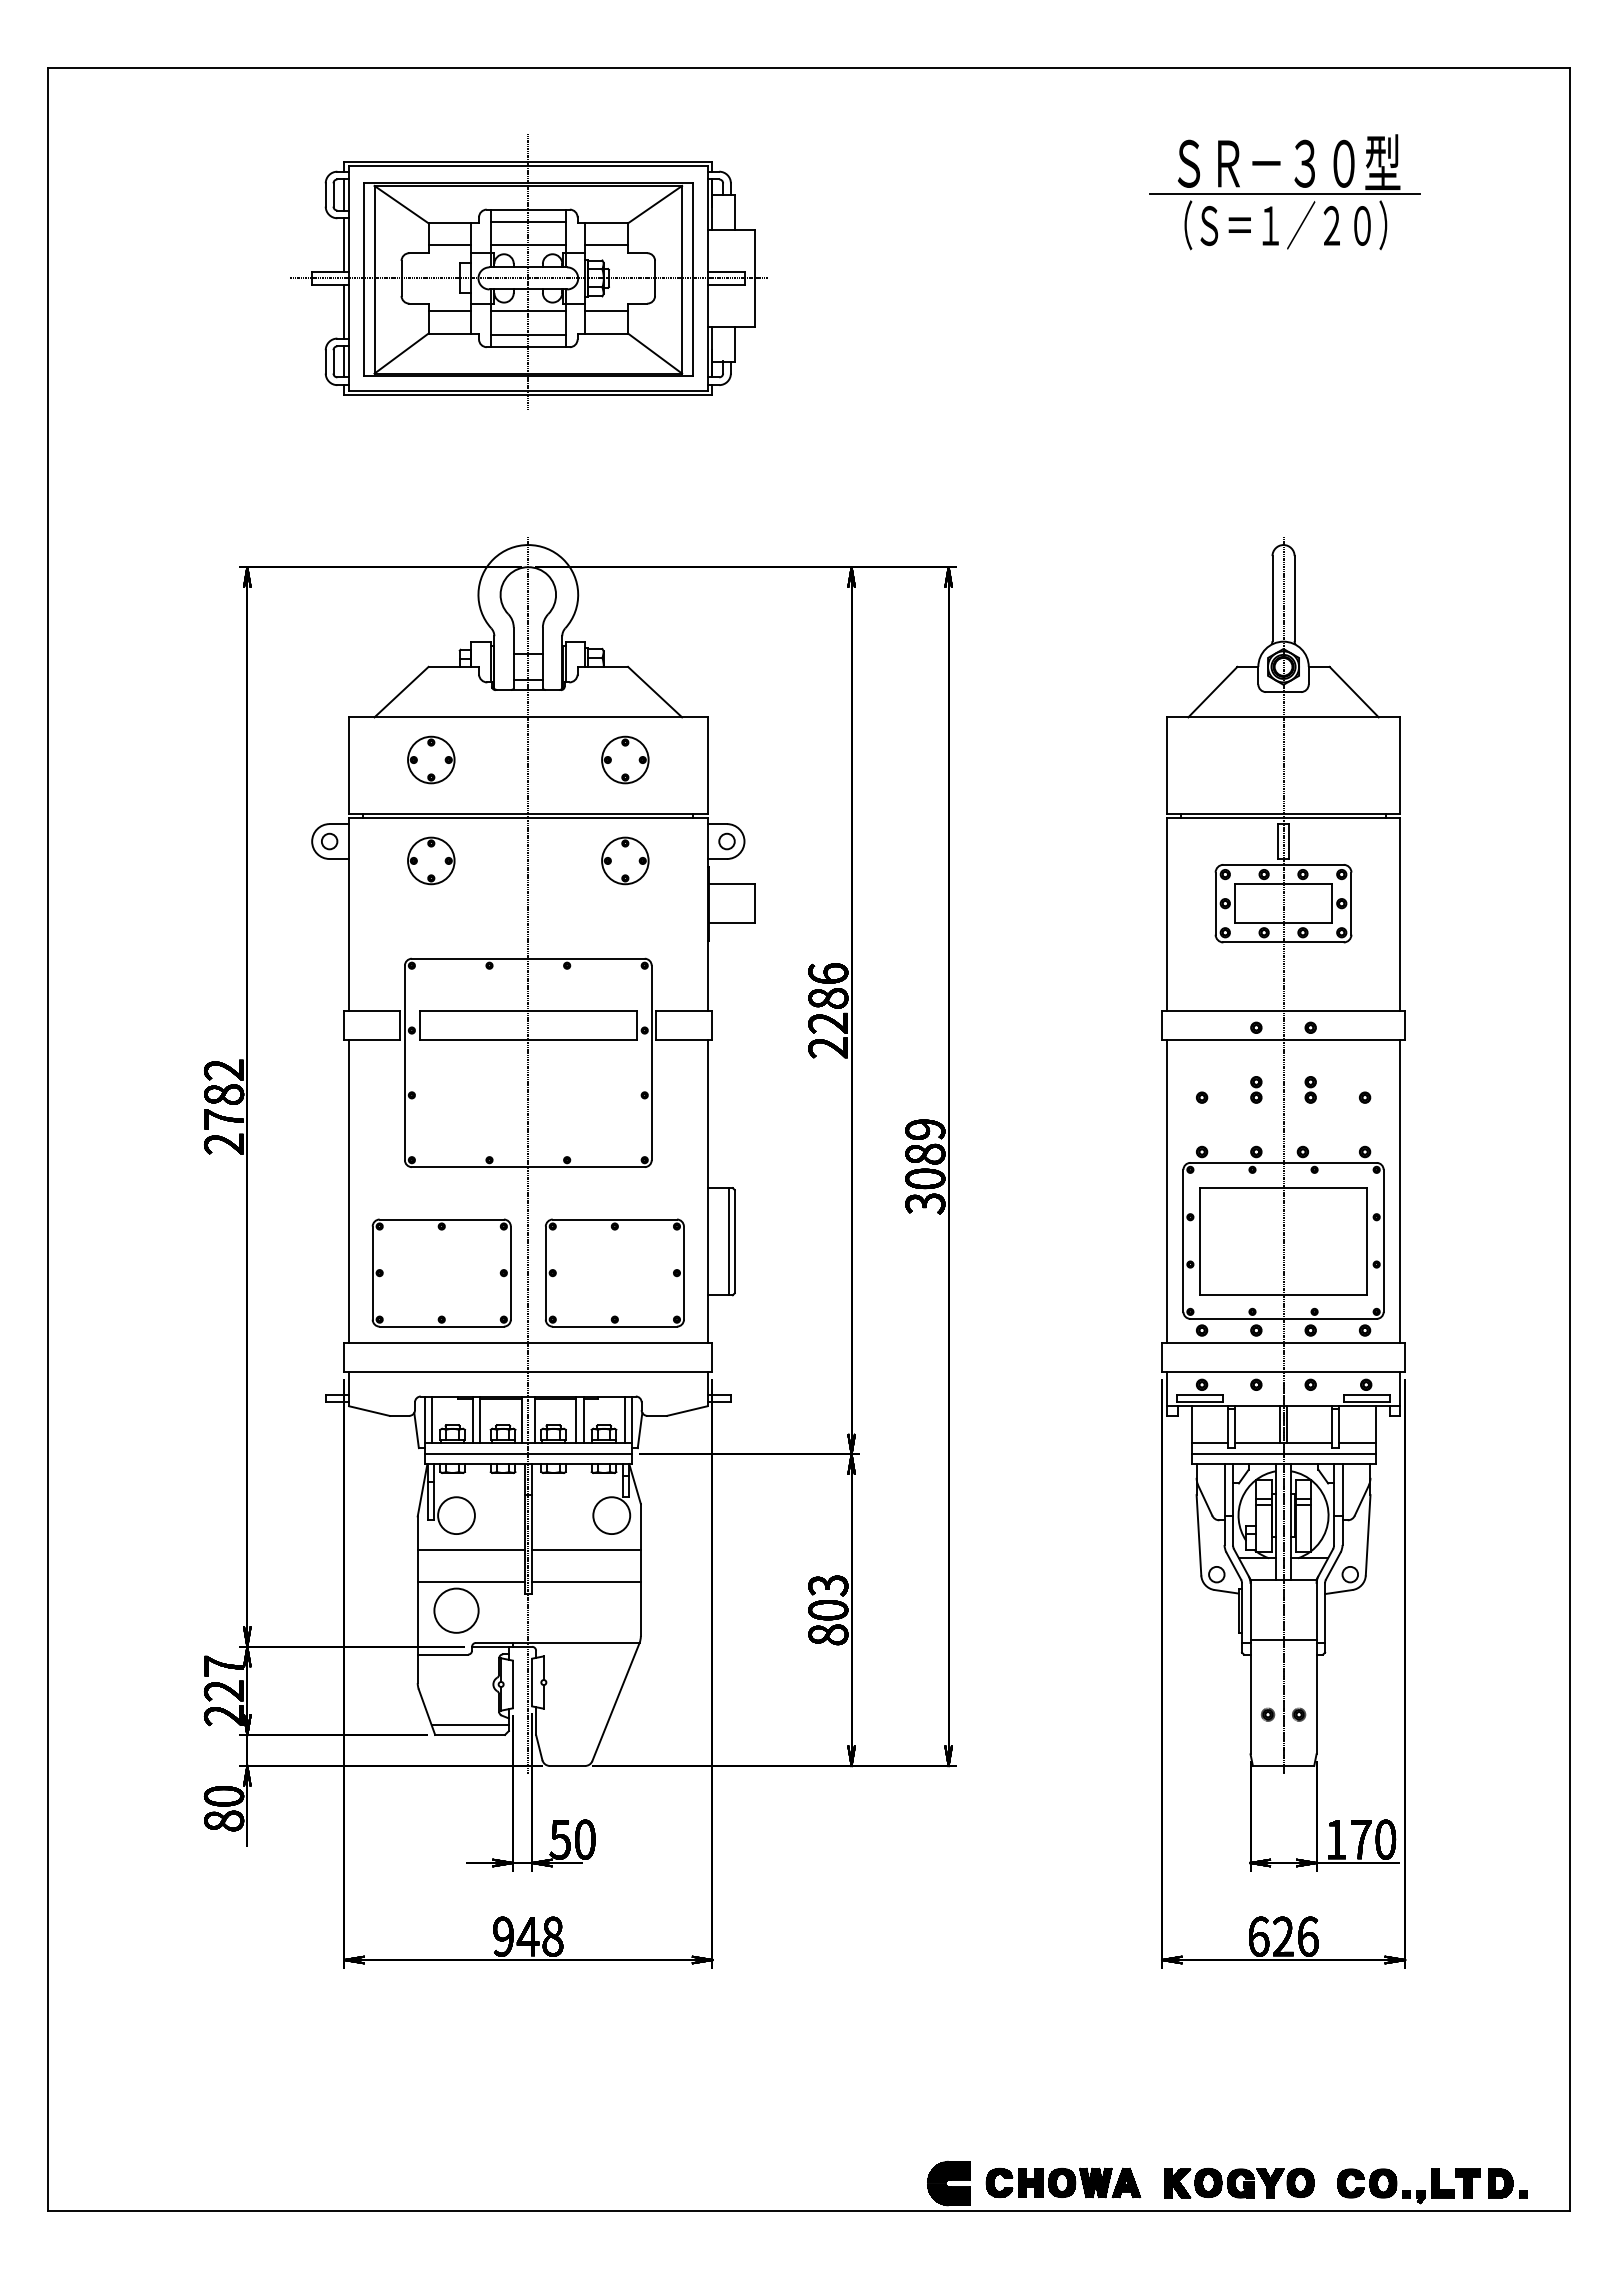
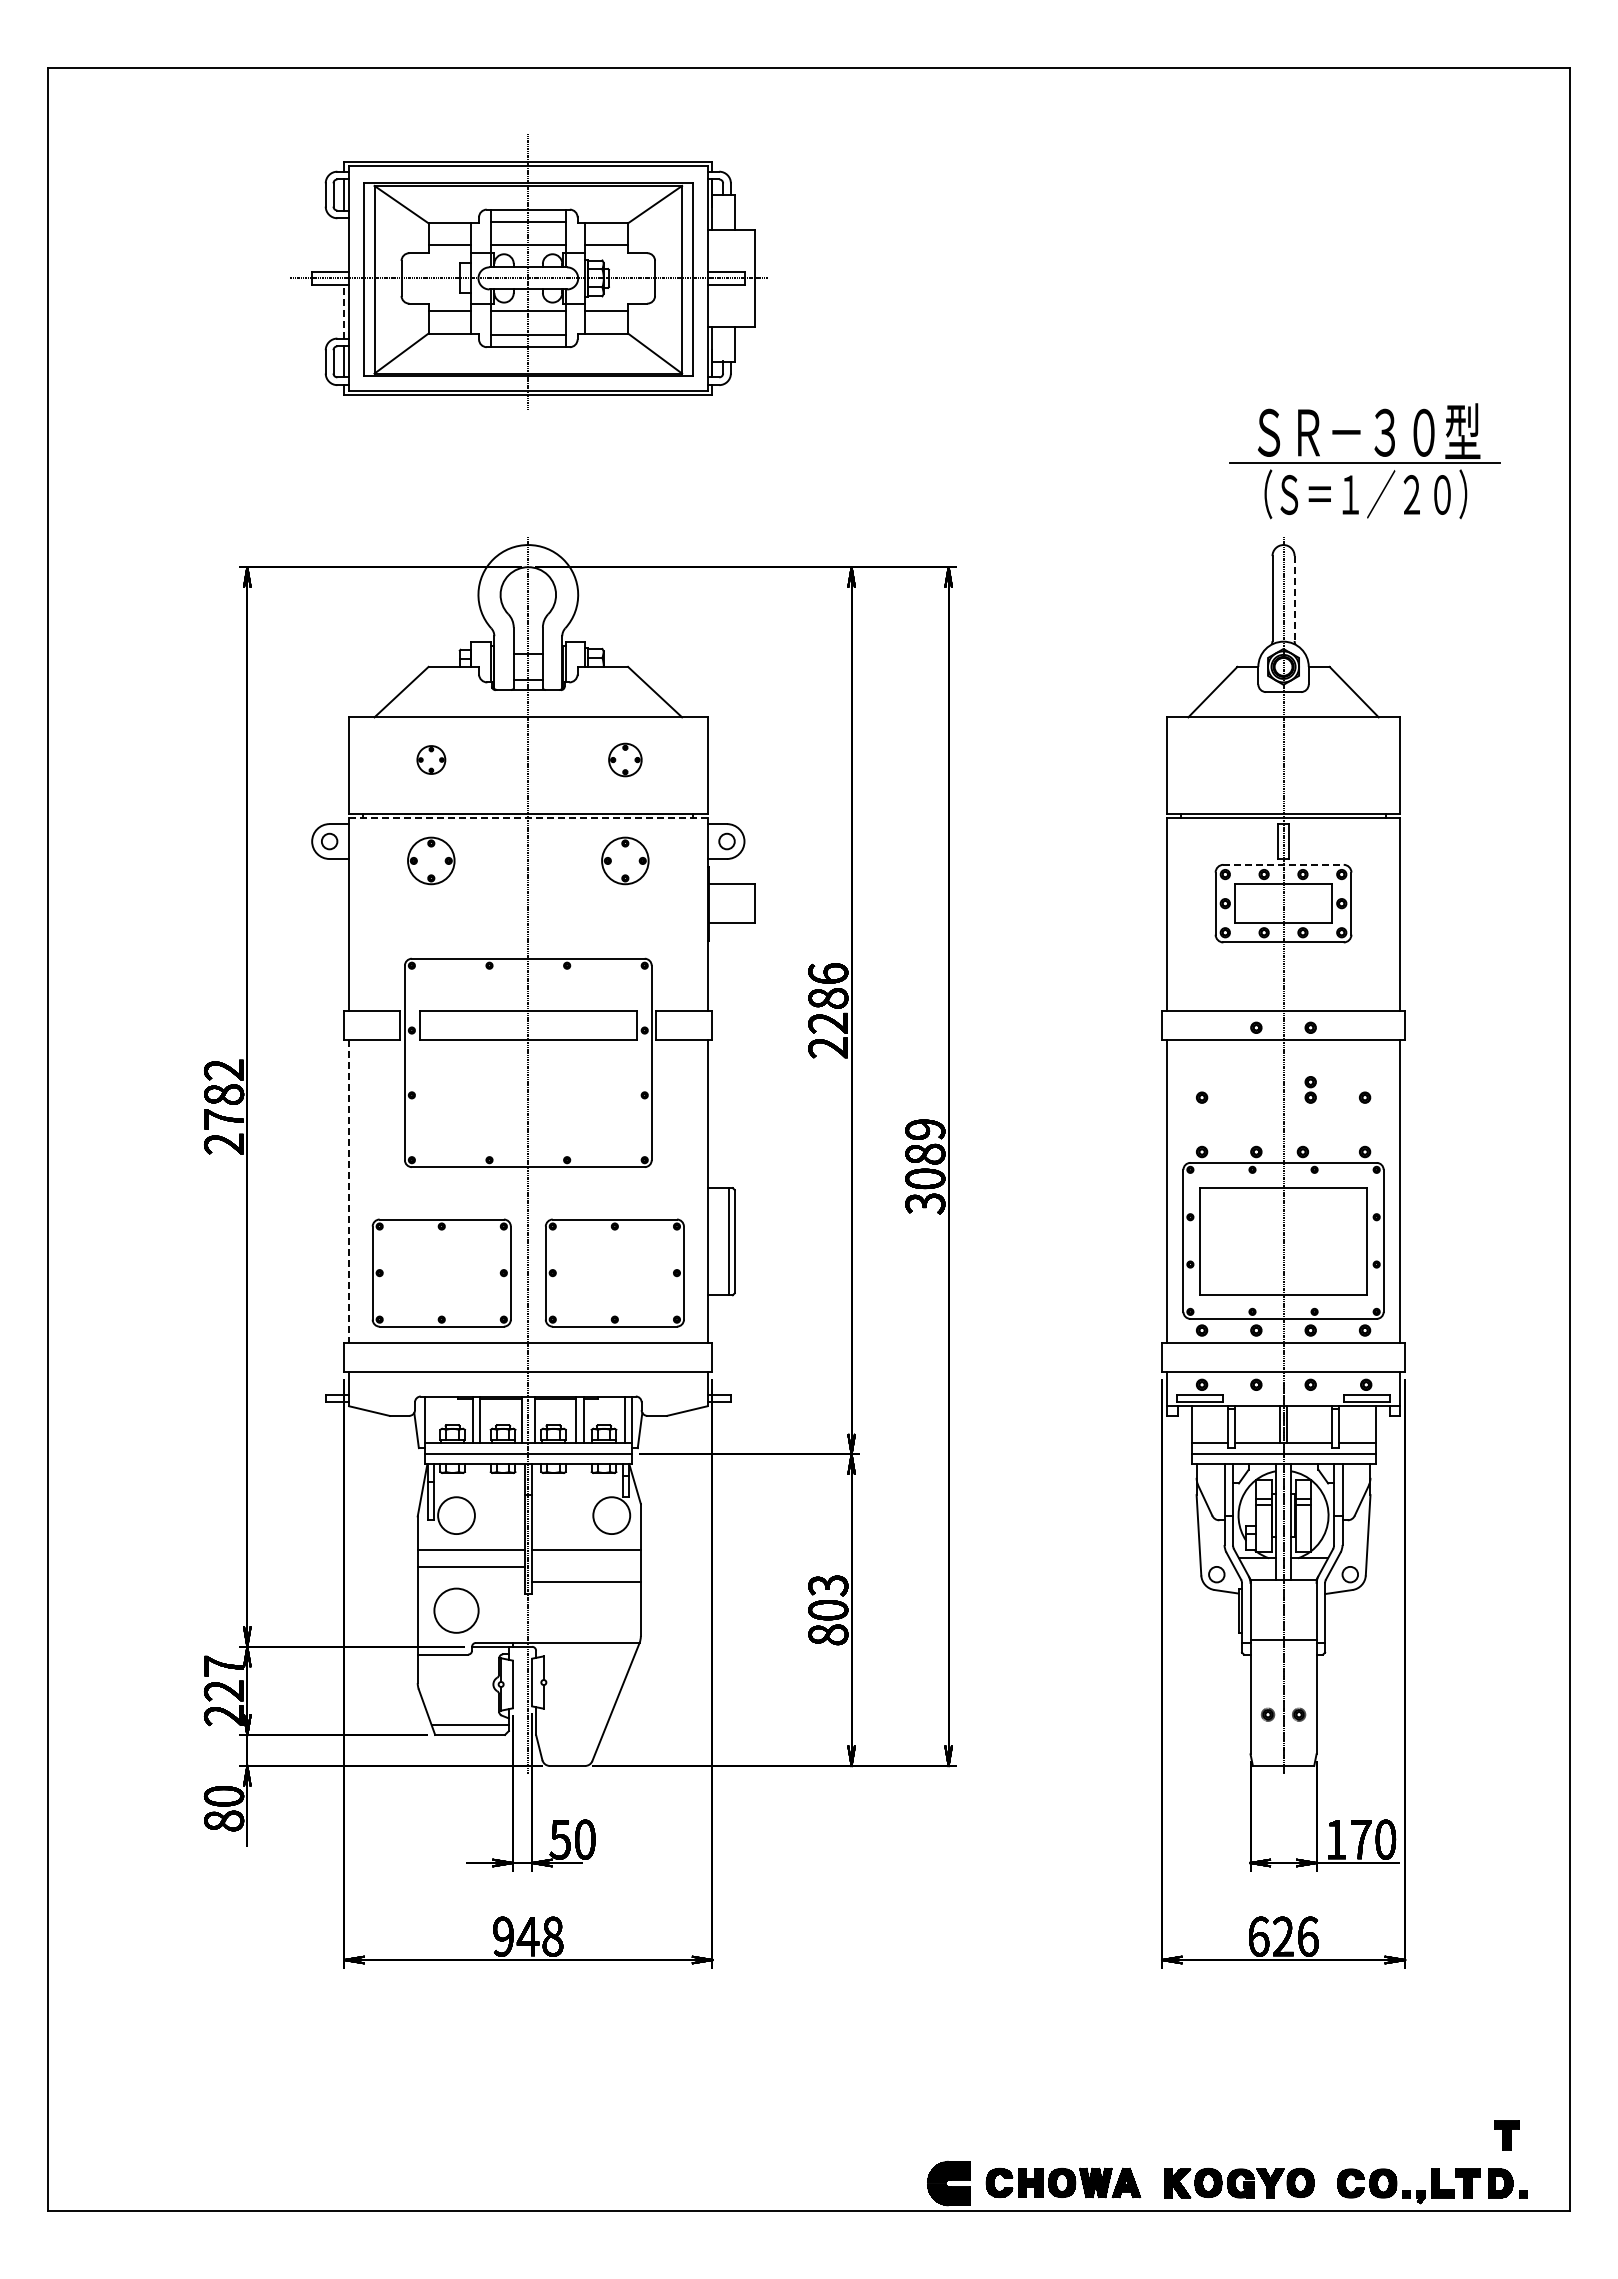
part position: (1284, 192) -> (1364, 461) (1364, 461)
line: present -> none (344, 245)
line: solid -> dashed (344, 311)
line: solid -> dashed (1294, 599)
part size: 49x50 px -> 31x30 px (431, 759)
part size: 49x50 px -> 35x36 px (625, 759)
line: solid -> dashed (527, 818)
line: solid -> dashed (1284, 864)
part: present -> none (1256, 1089)
line: solid -> dashed (349, 1192)
line: present -> none (432, 1419)
line position: (470, 1581) -> (470, 1566) (470, 1566)
part: none -> present (1506, 2135)
